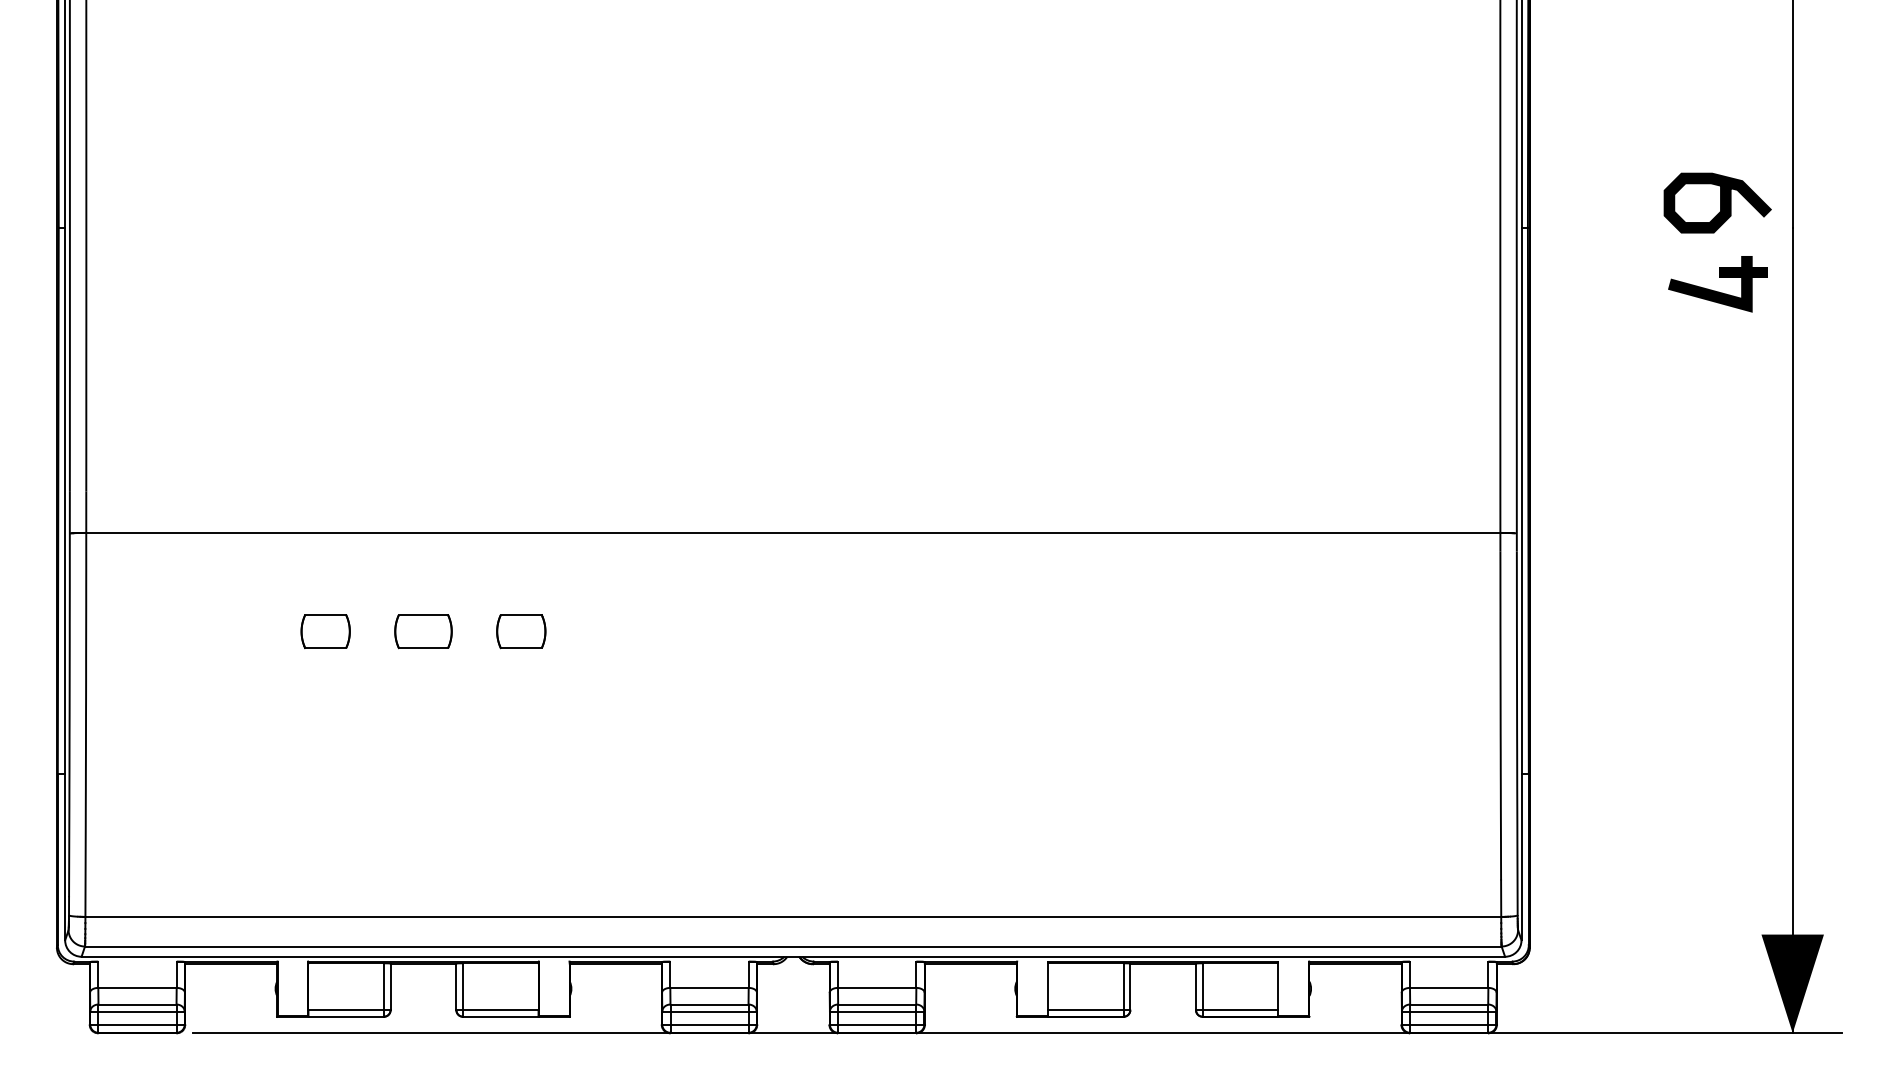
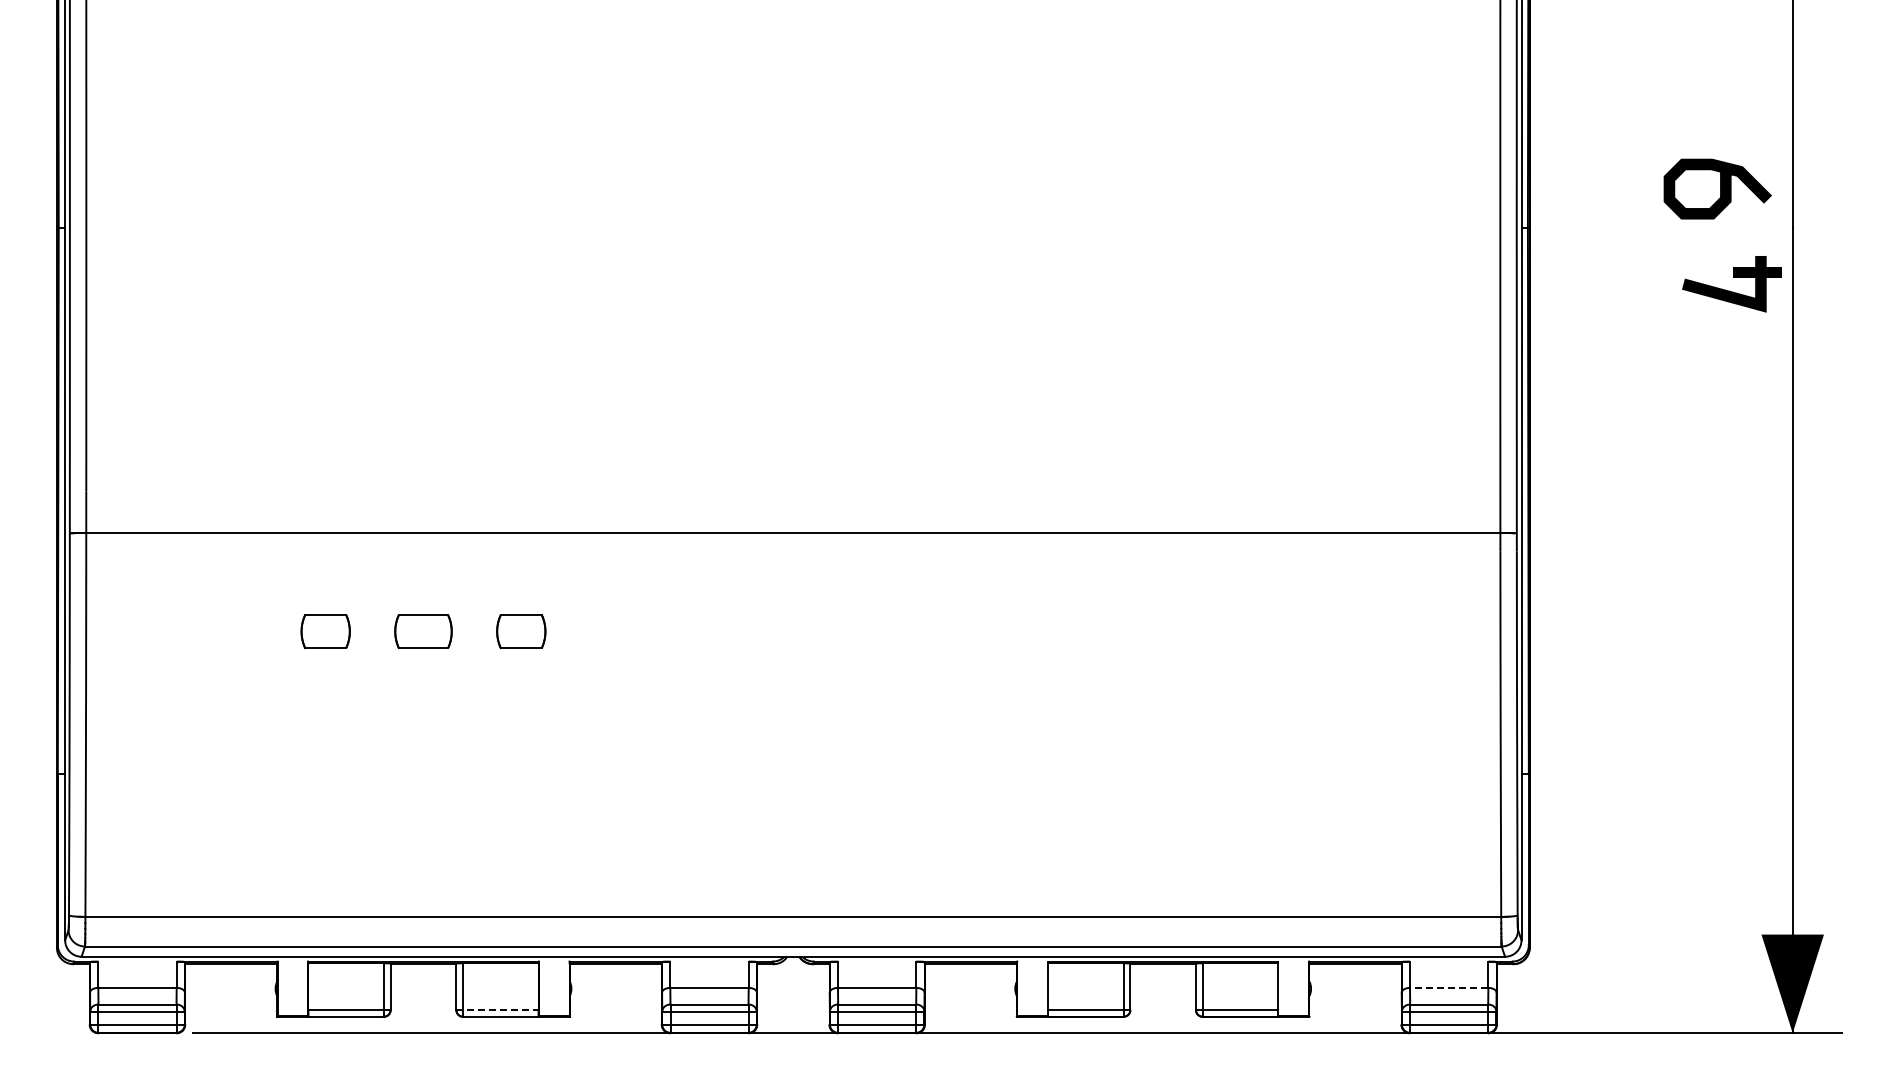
curve position: (1720, 202) -> (1720, 188) (1720, 188)
part position: (1715, 290) -> (1729, 290) (1729, 290)
line: solid -> dashed (1448, 987)
line: solid -> dashed (498, 1010)
